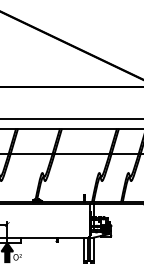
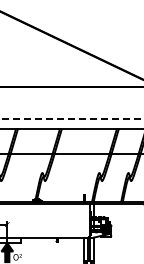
line: solid -> dashed (71, 119)
